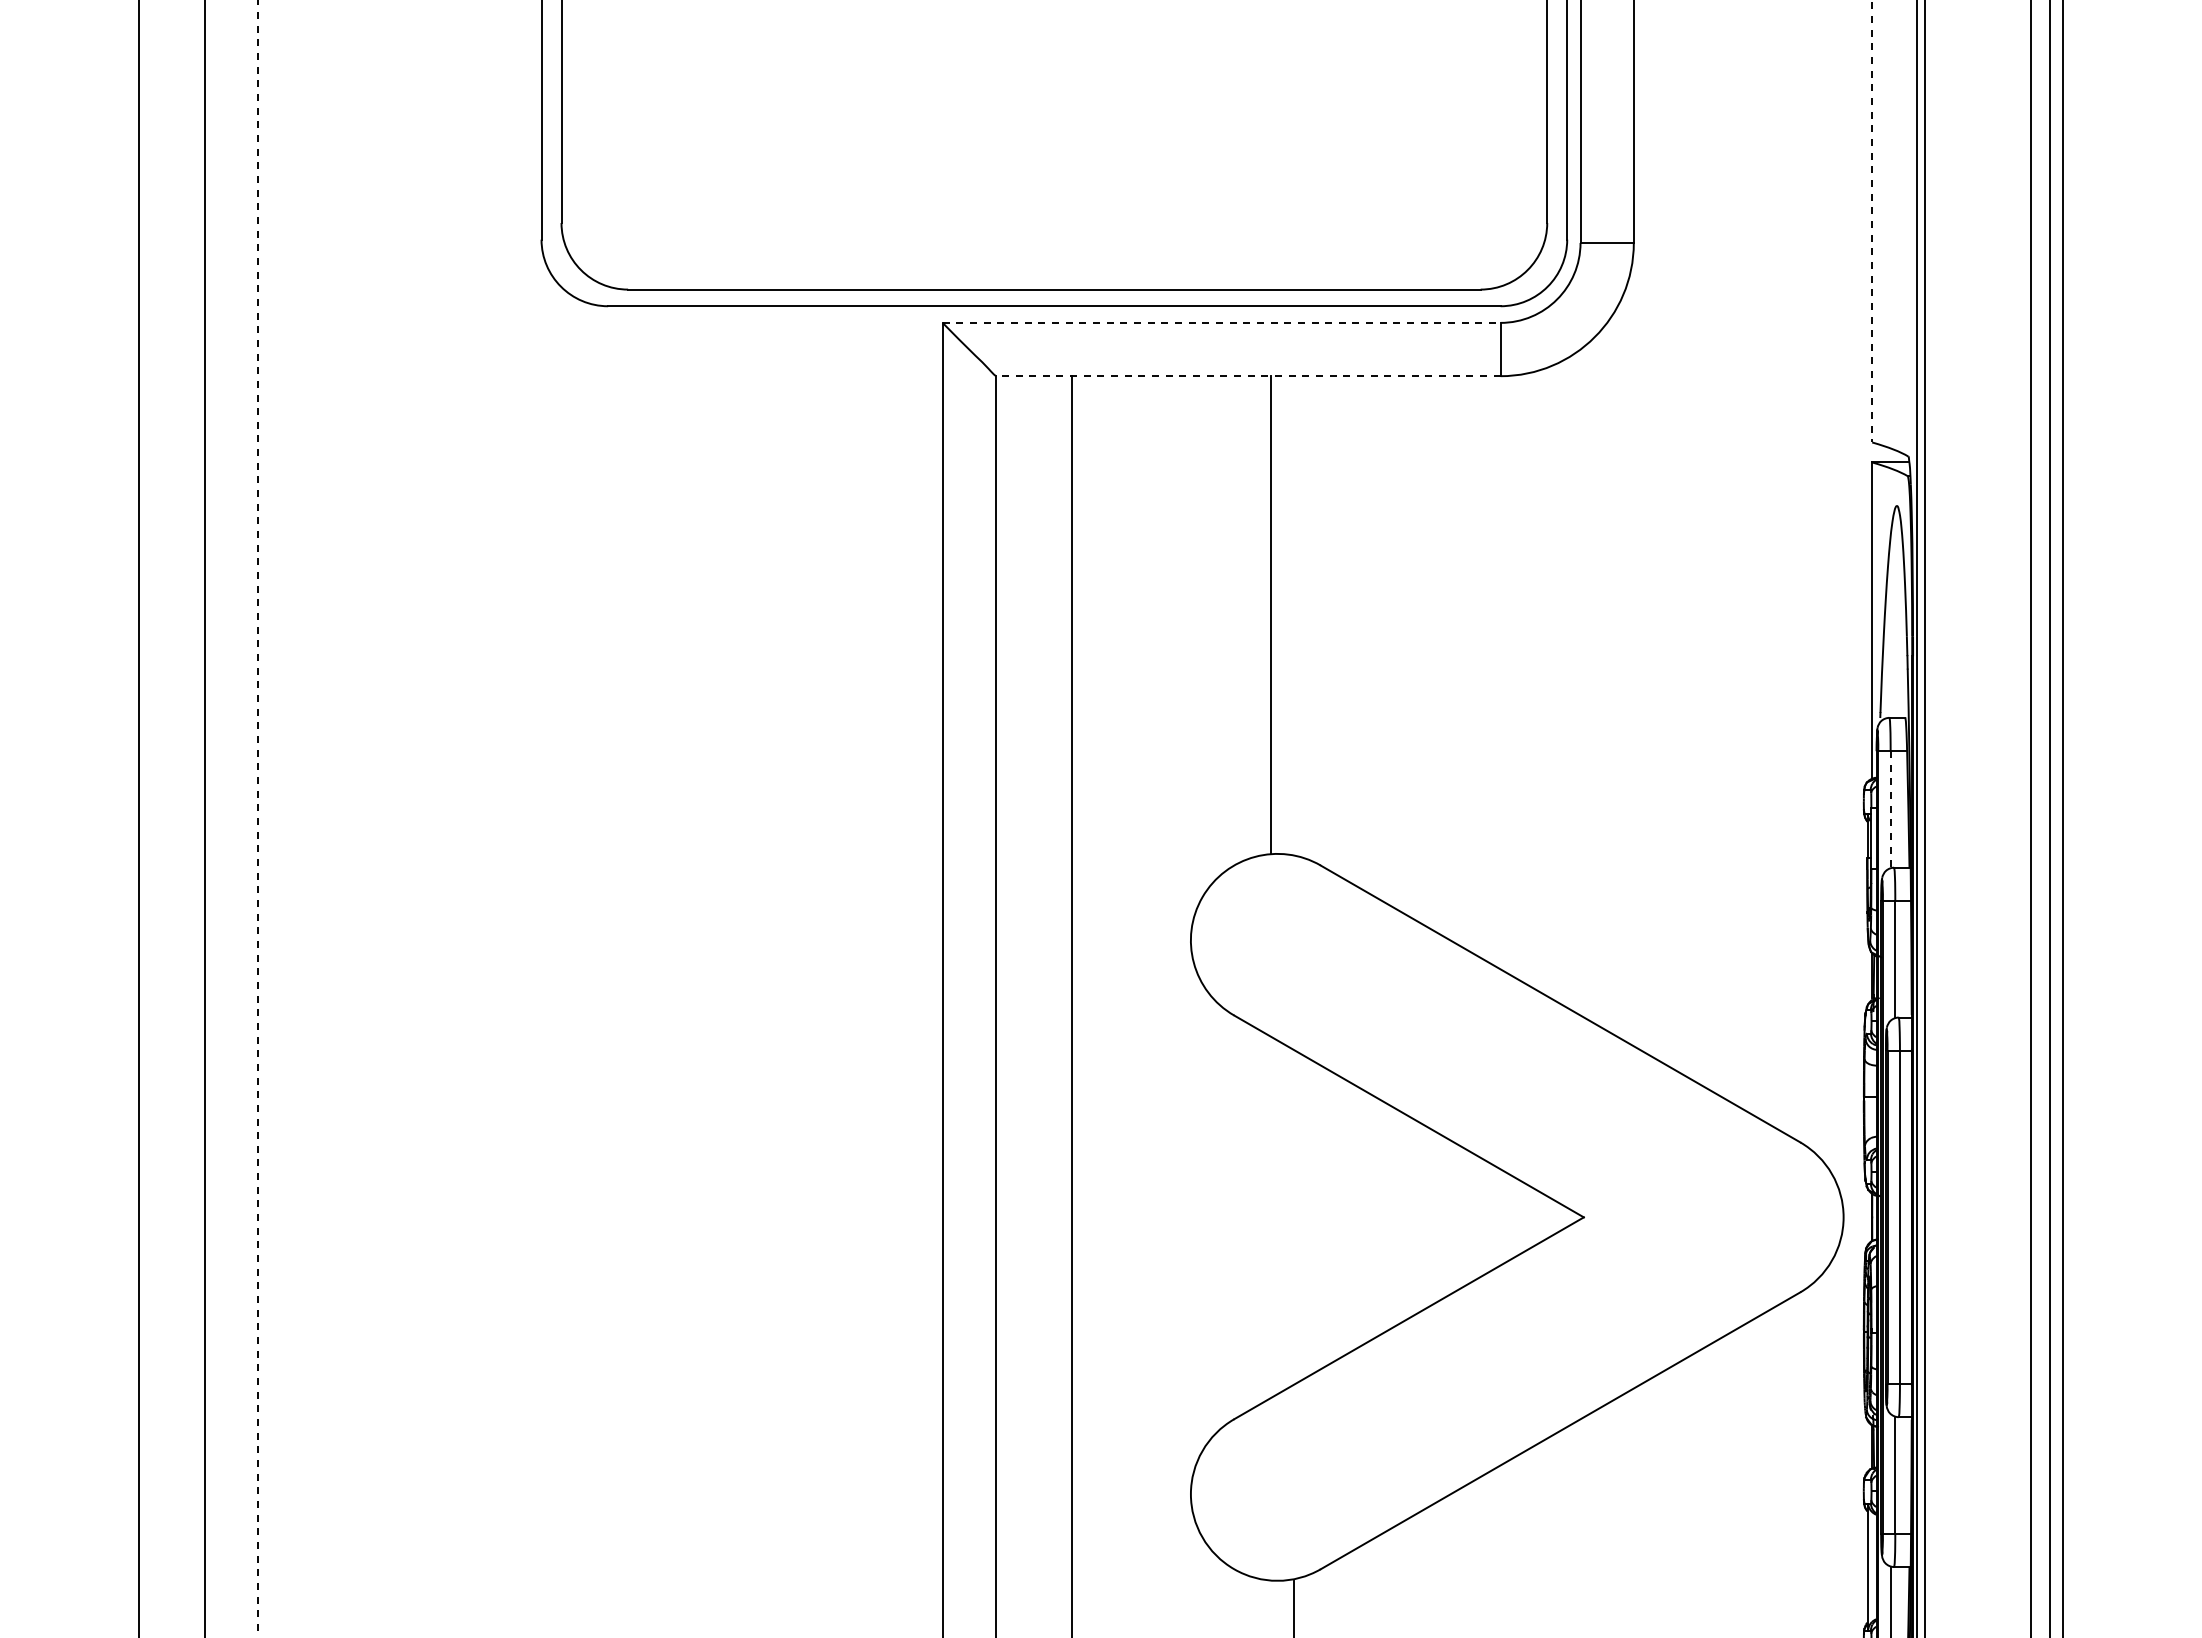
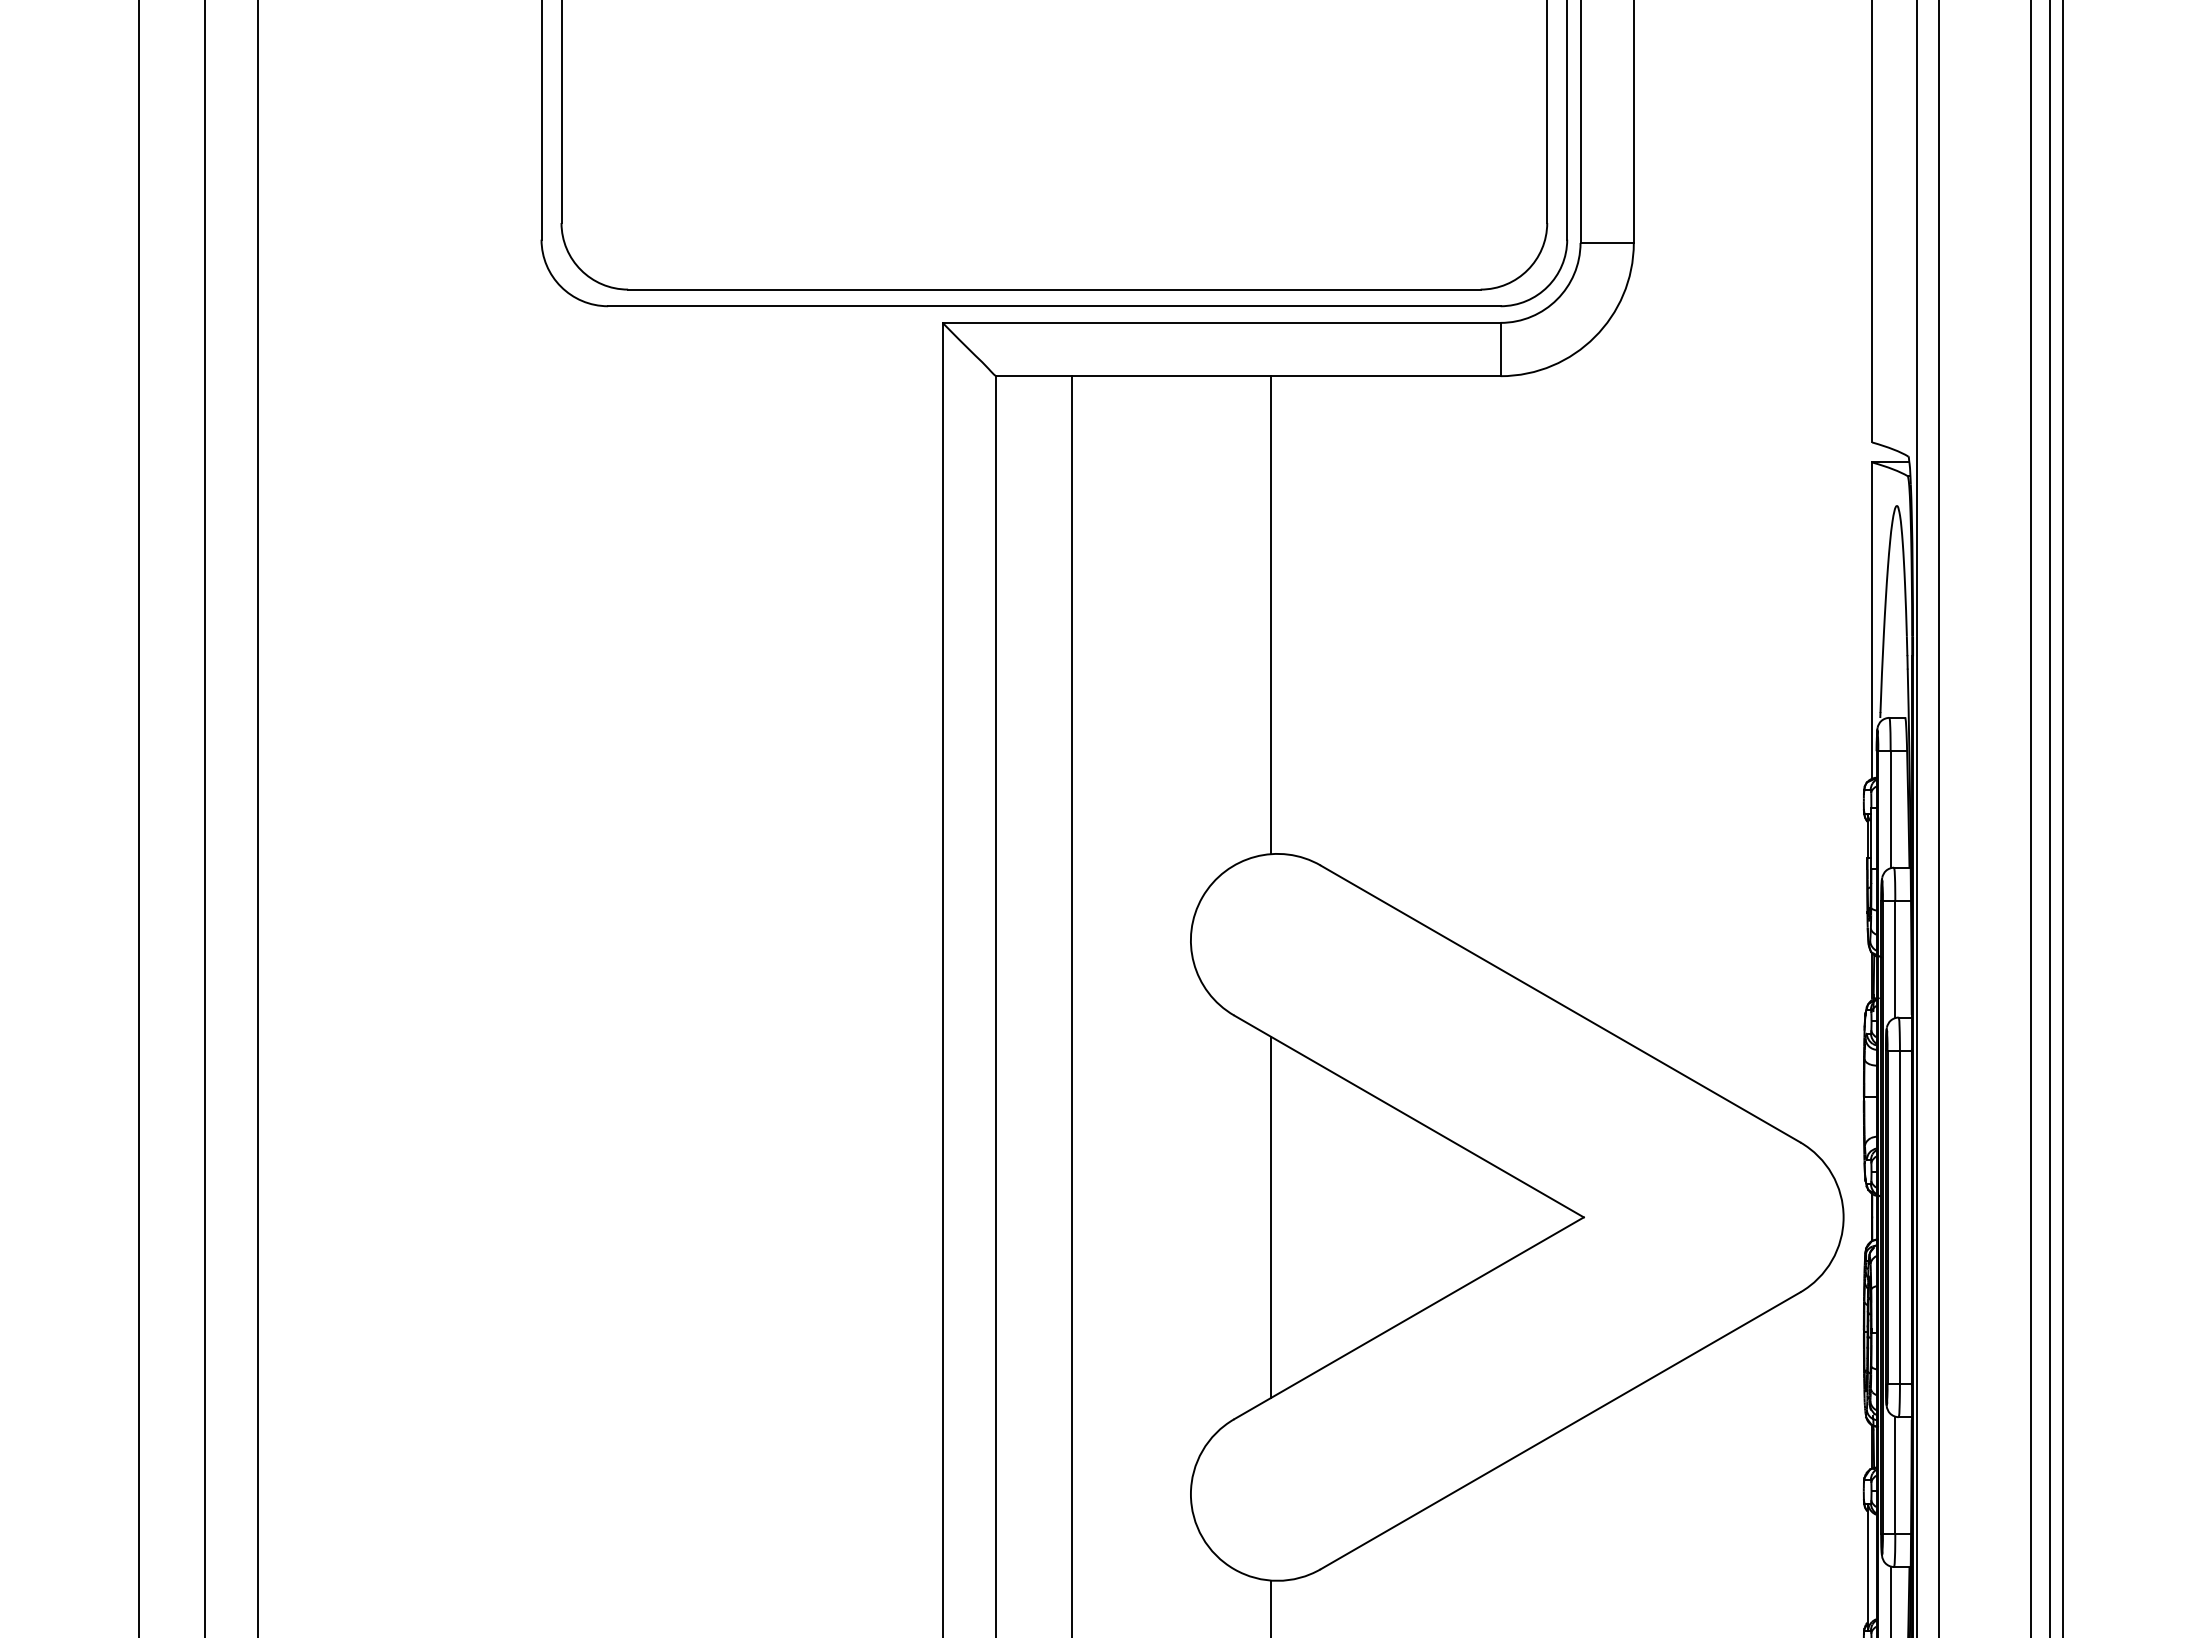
line: dashed -> solid (1872, 221)
line: dashed -> solid (1221, 322)
line: dashed -> solid (1247, 376)
line: dashed -> solid (1890, 809)
line position: (1924, 818) -> (1938, 818) (1938, 818)
line: dashed -> solid (258, 819)
line: none -> present (1270, 1217)
line position: (1293, 1607) -> (1270, 1607) (1270, 1607)
